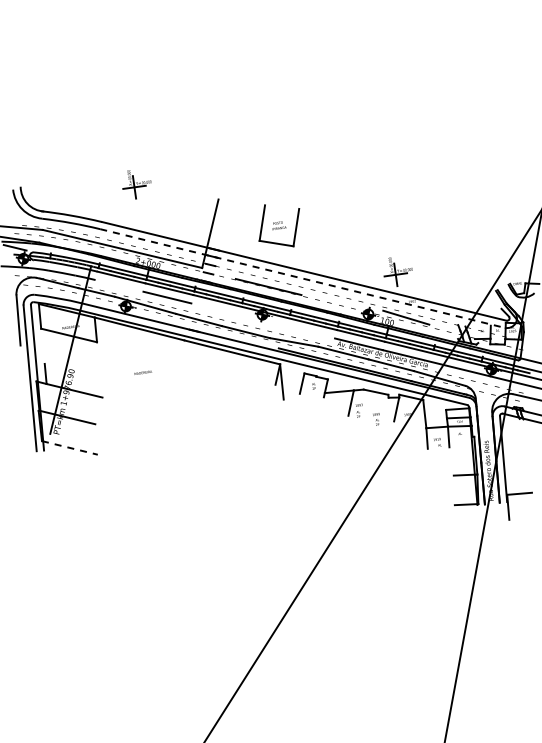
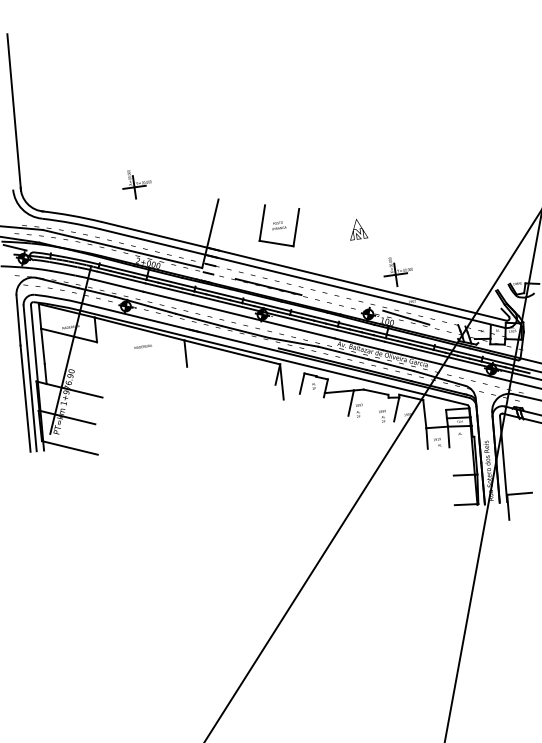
line: none -> present (14, 112)
part: none -> present (359, 229)
line: dashed -> solid (303, 278)
line: none -> present (119, 285)
line: none -> present (263, 320)
line: none -> present (42, 345)
line: none -> present (185, 353)
text position: (142, 372) -> (142, 346) (142, 346)
line: none -> present (25, 398)
text position: (376, 419) -> (382, 416) (382, 416)
line: dashed -> solid (69, 447)
